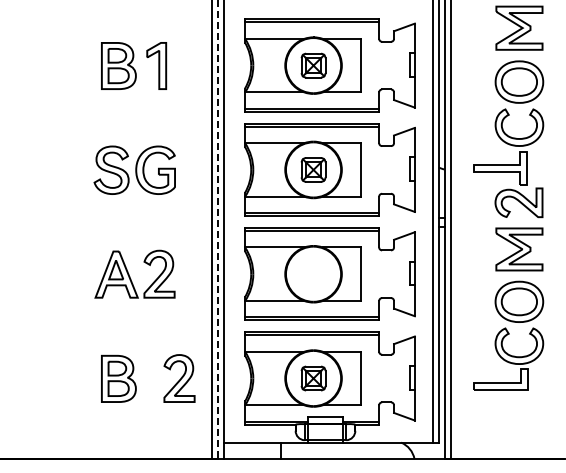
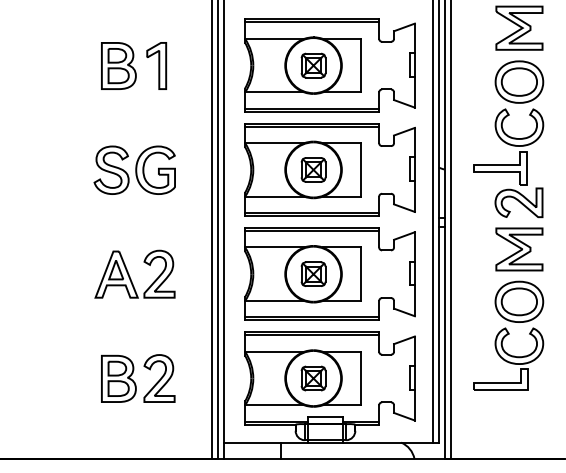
line: dashed -> solid (218, 230)
part: none -> present (313, 273)
part position: (179, 378) -> (159, 378) (159, 378)
